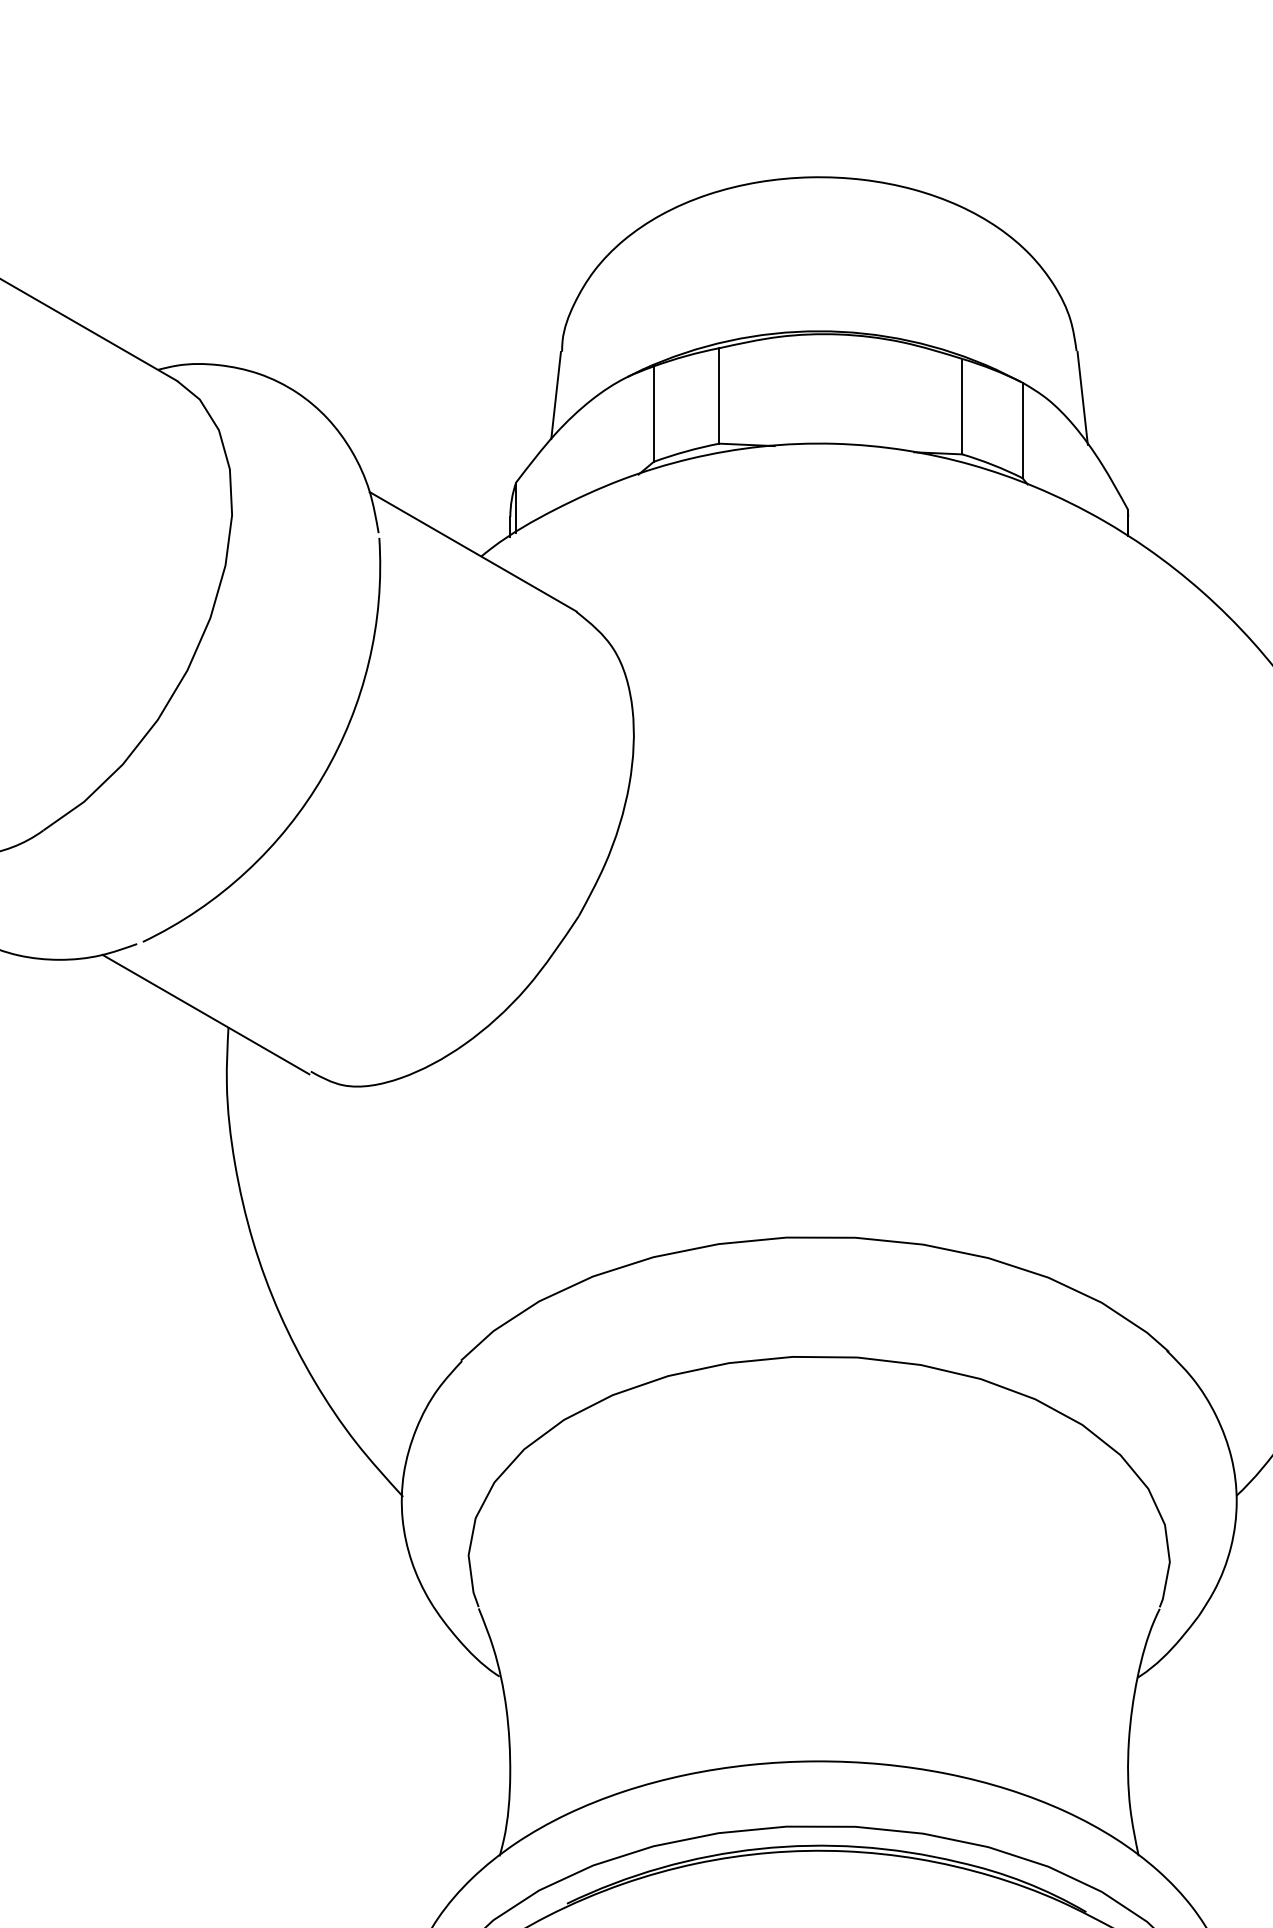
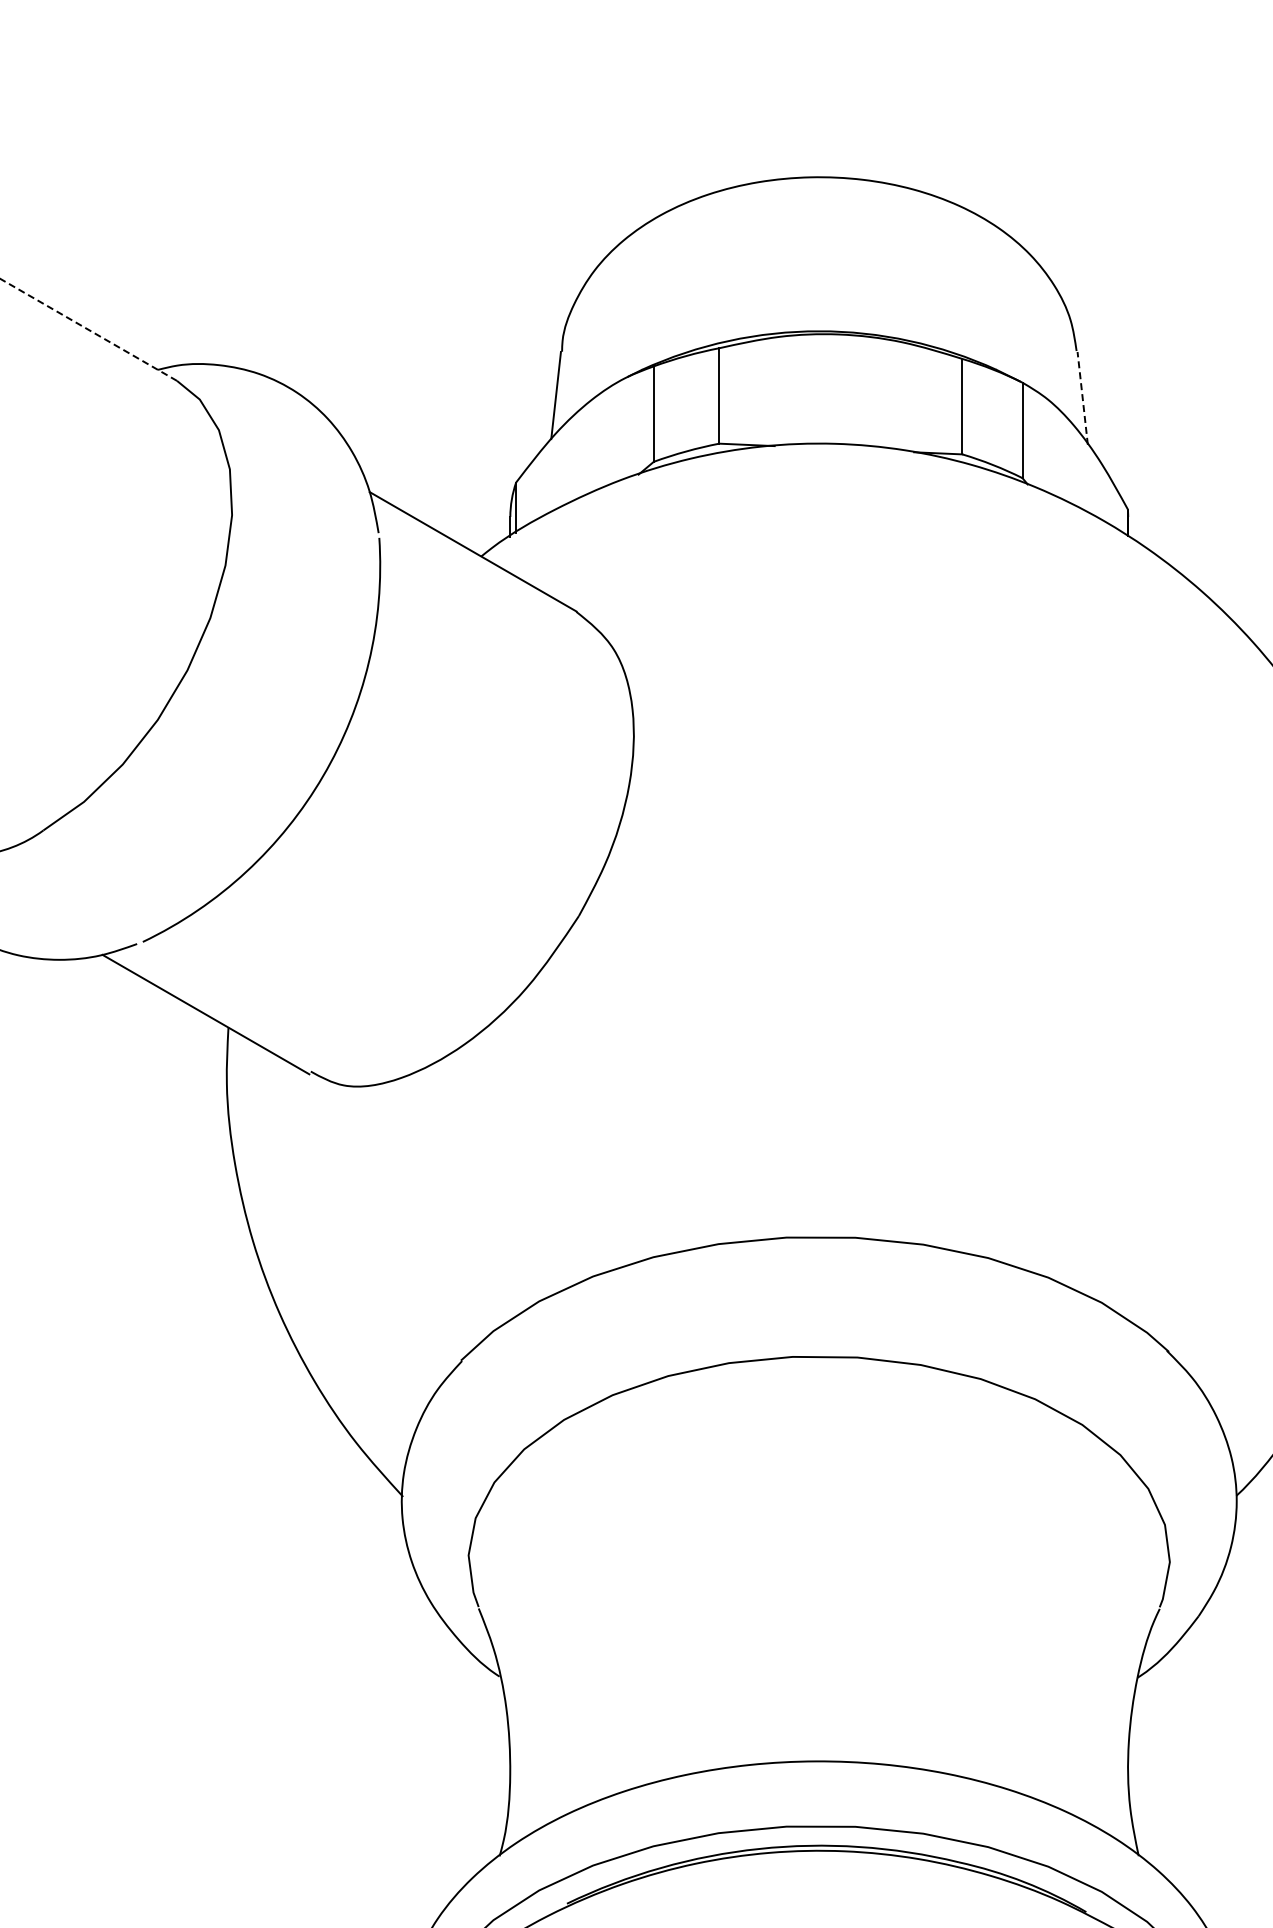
line: solid -> dashed (88, 329)
line: solid -> dashed (1082, 398)
